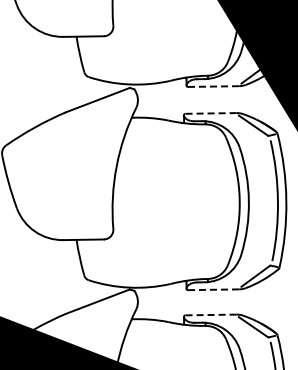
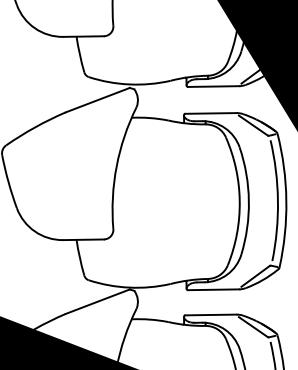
line: dashed -> solid (213, 86)
line: dashed -> solid (210, 113)
line: dashed -> solid (213, 289)
line: dashed -> solid (210, 314)
